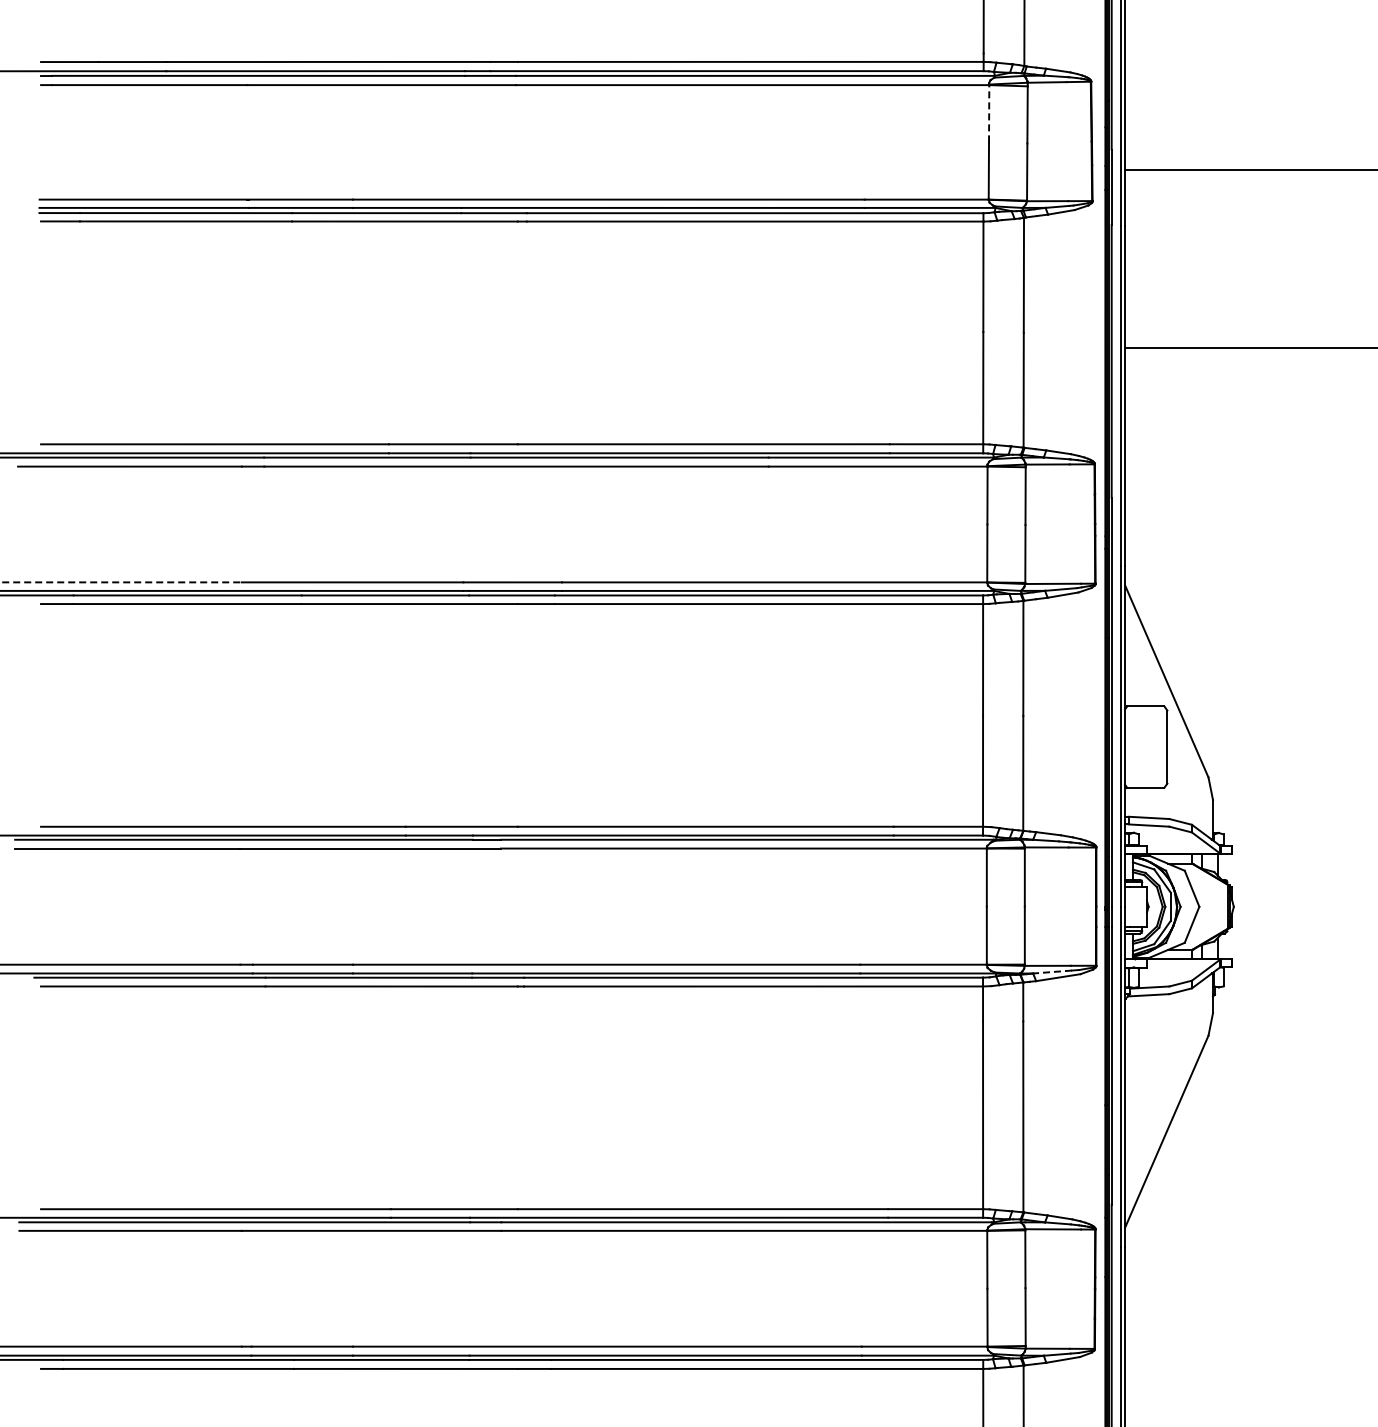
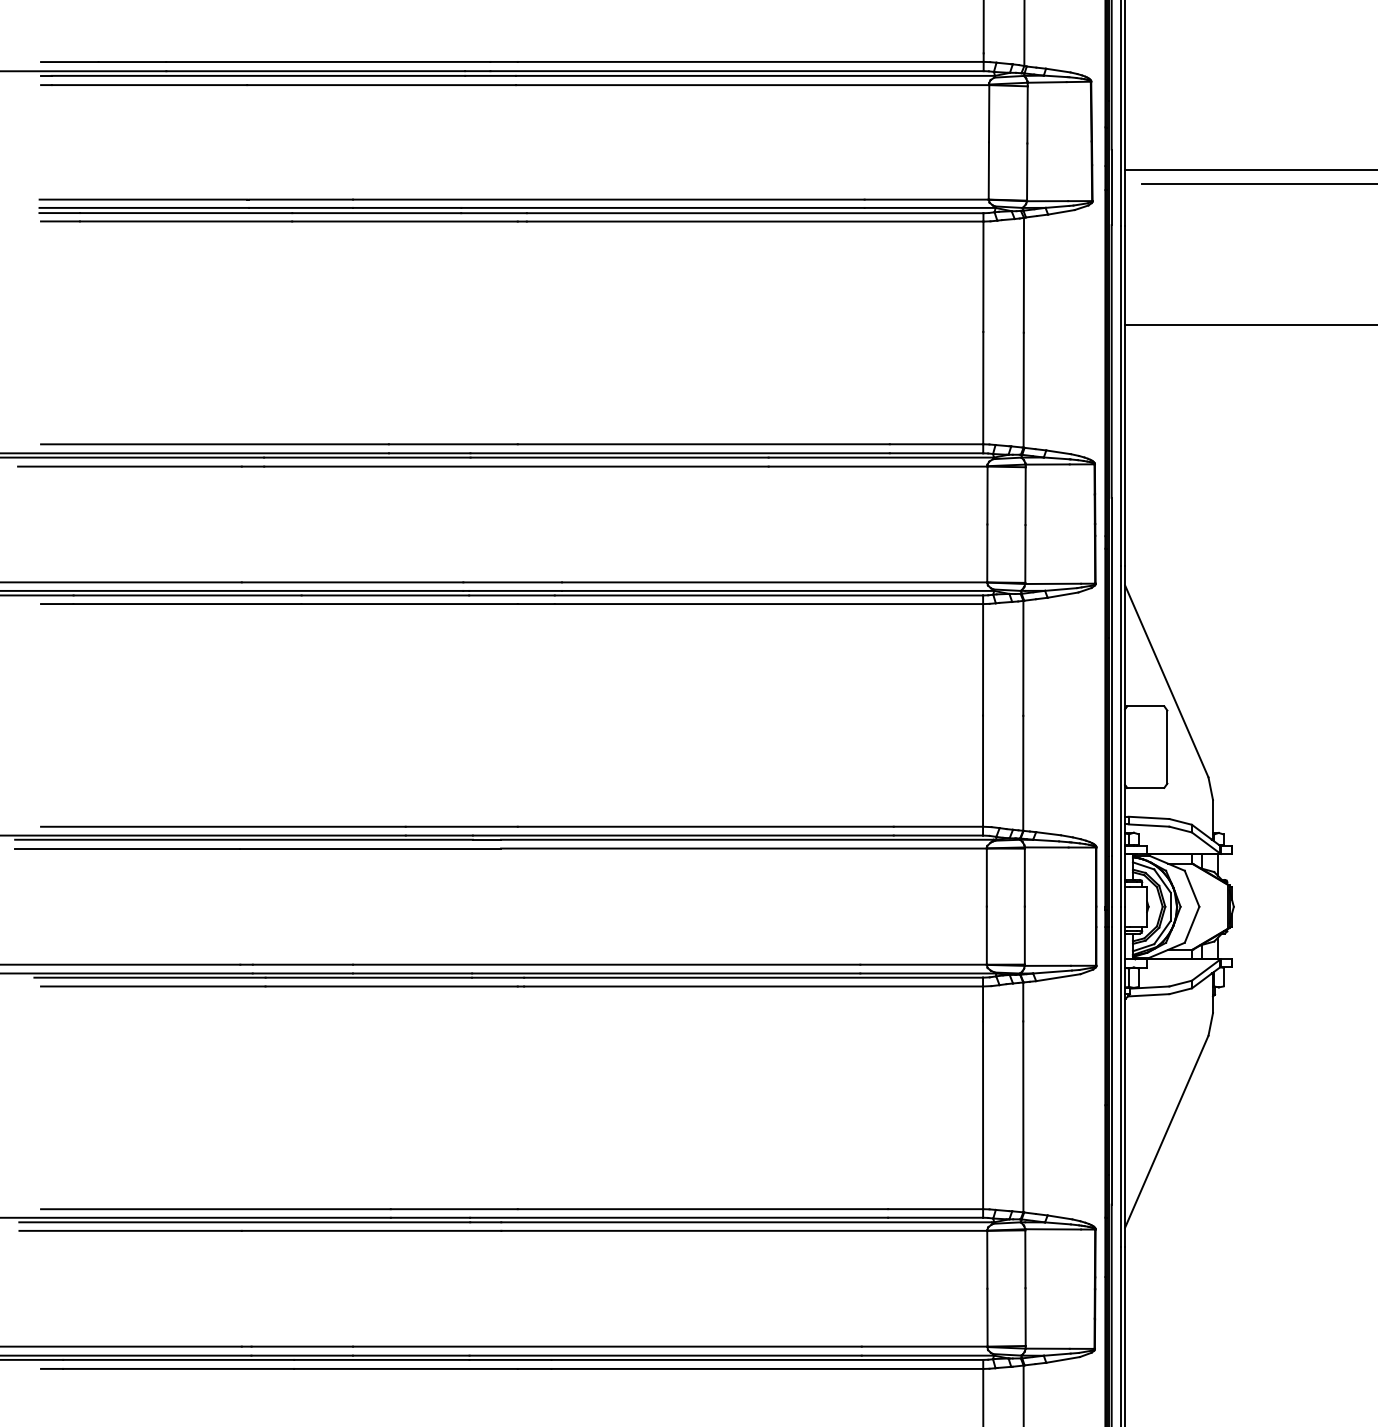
line: dashed -> solid (989, 113)
line: none -> present (1257, 183)
line position: (1249, 347) -> (1249, 324) (1249, 324)
line: dashed -> solid (120, 582)
line: dashed -> solid (1052, 972)
